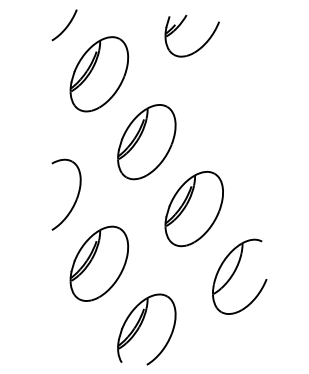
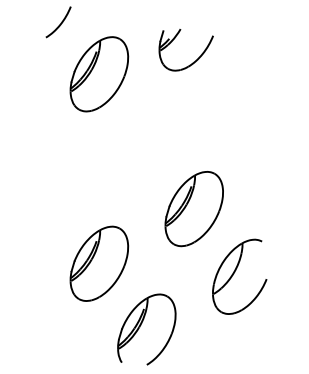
curve position: (66, 26) -> (60, 23) (60, 23)
part position: (198, 48) -> (192, 62) (192, 62)
part: present -> none (146, 142)
part: present -> none (76, 196)
